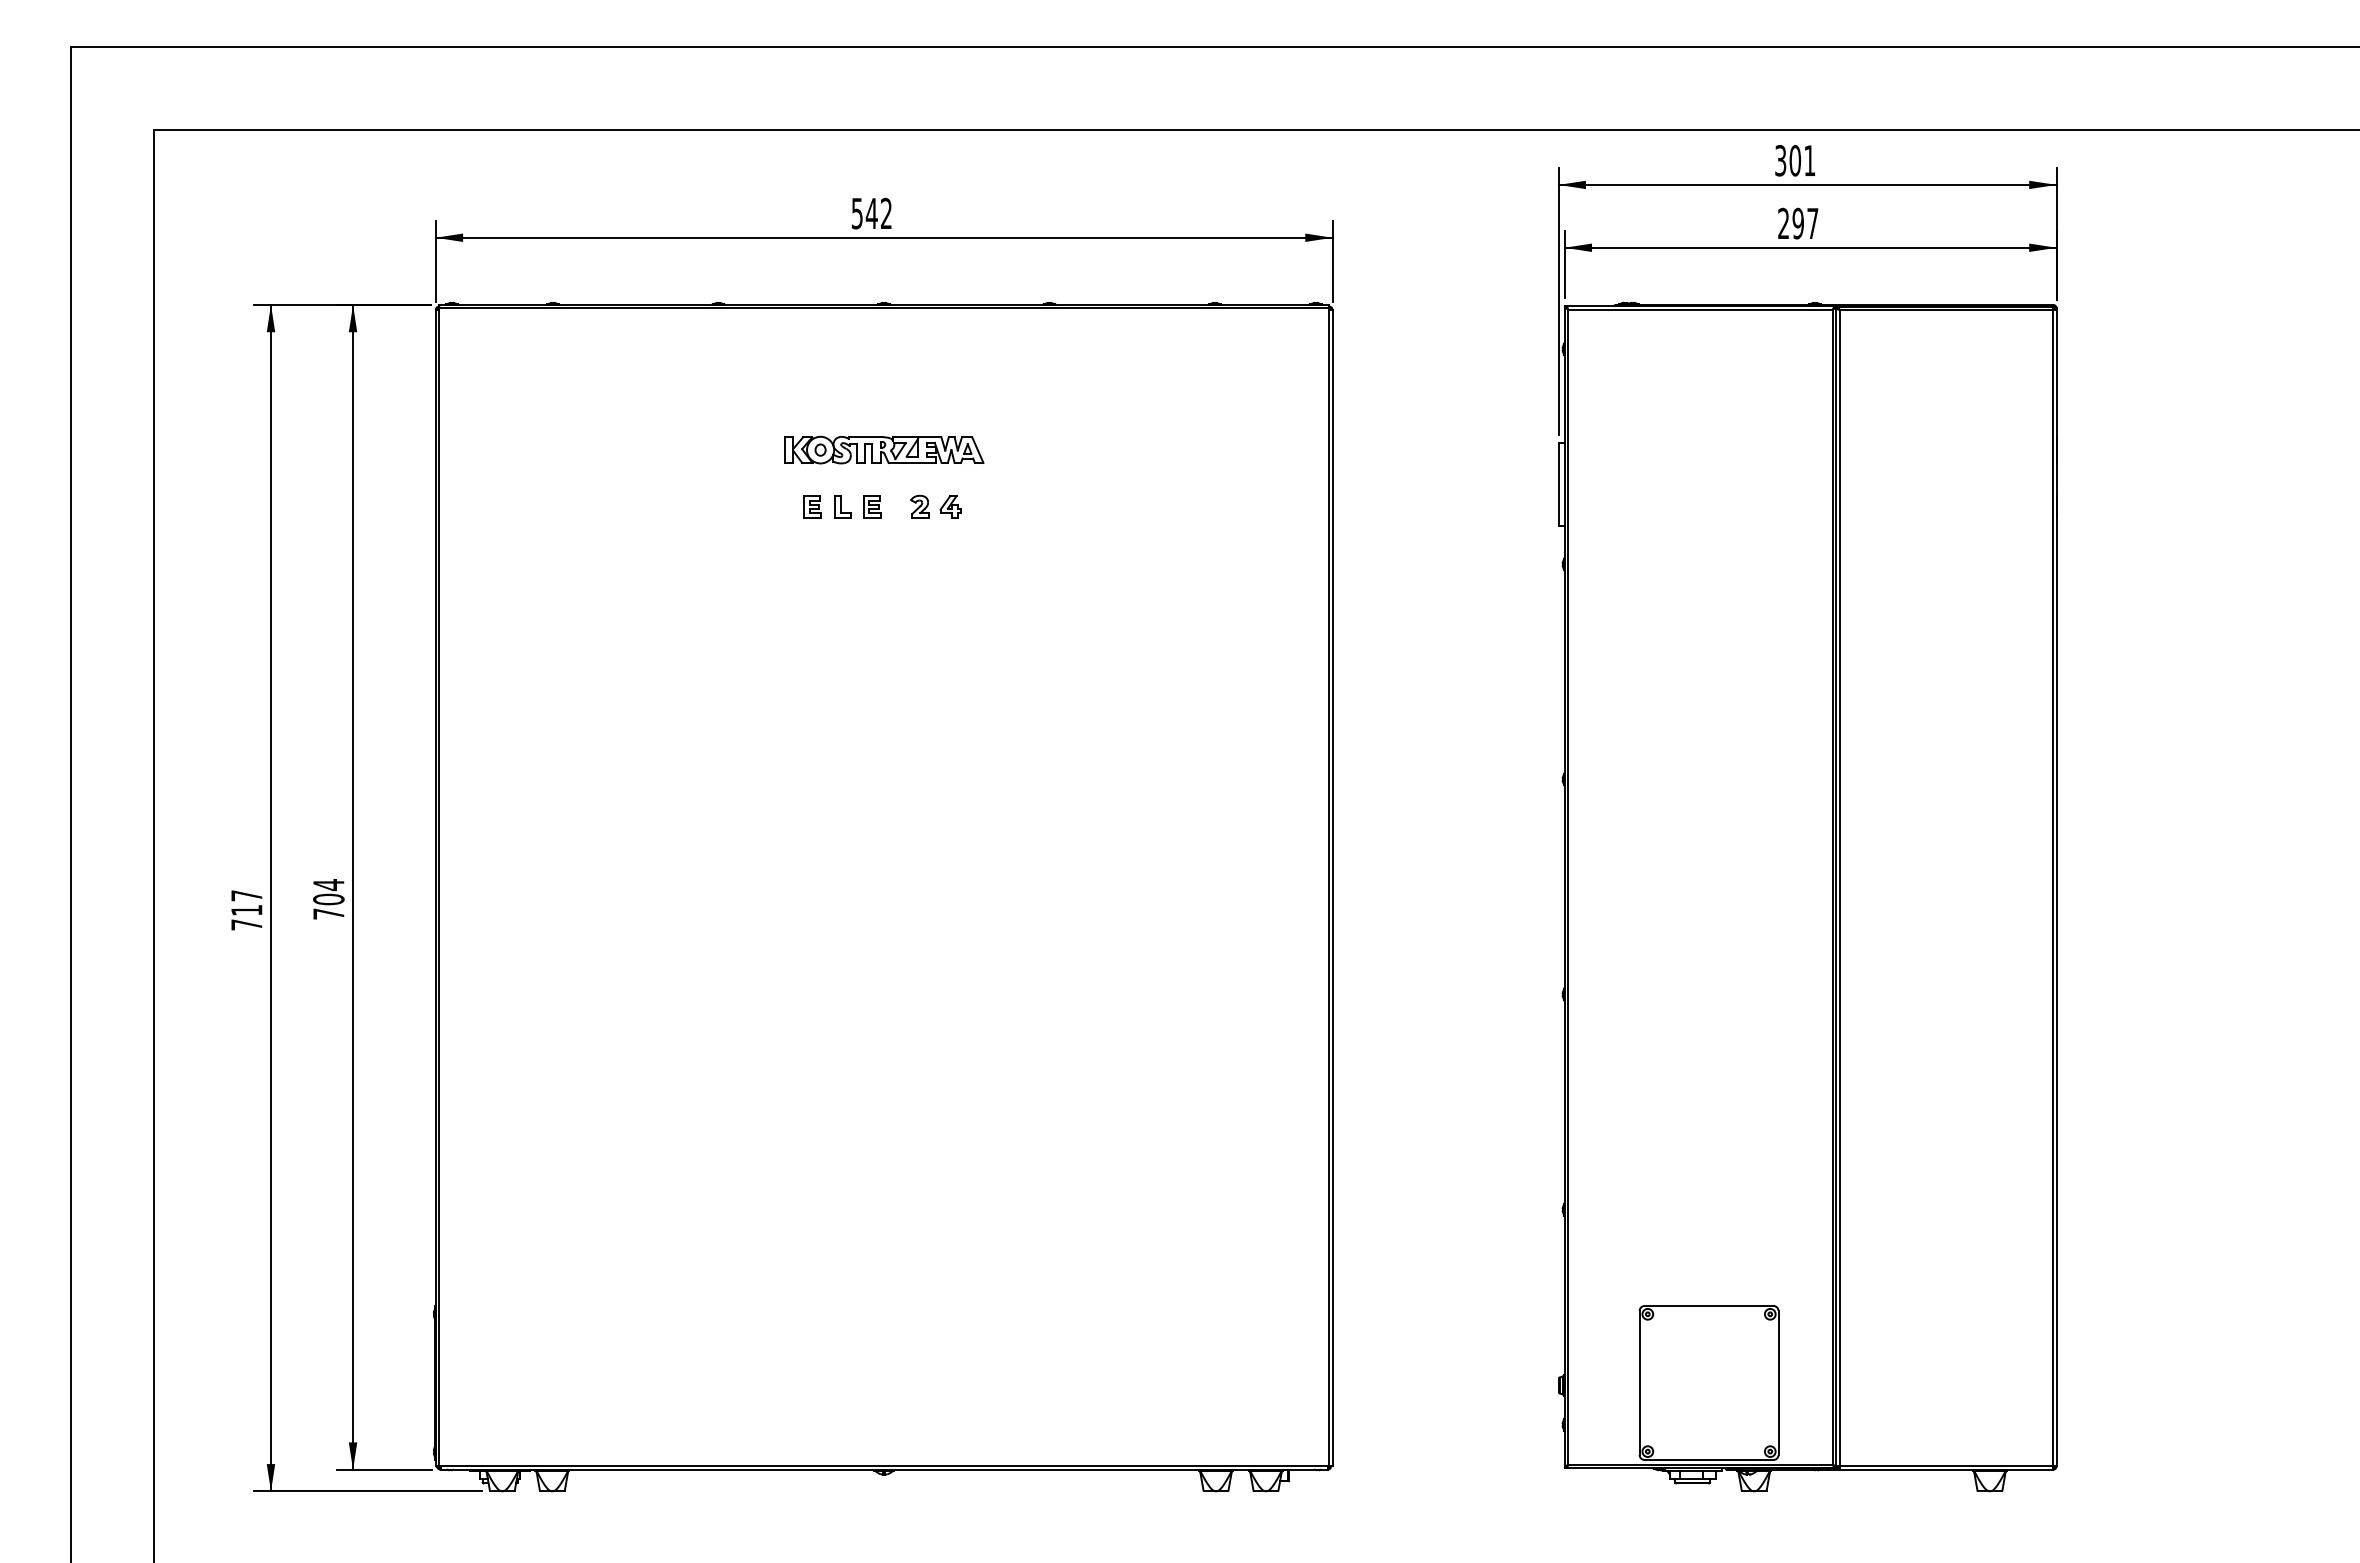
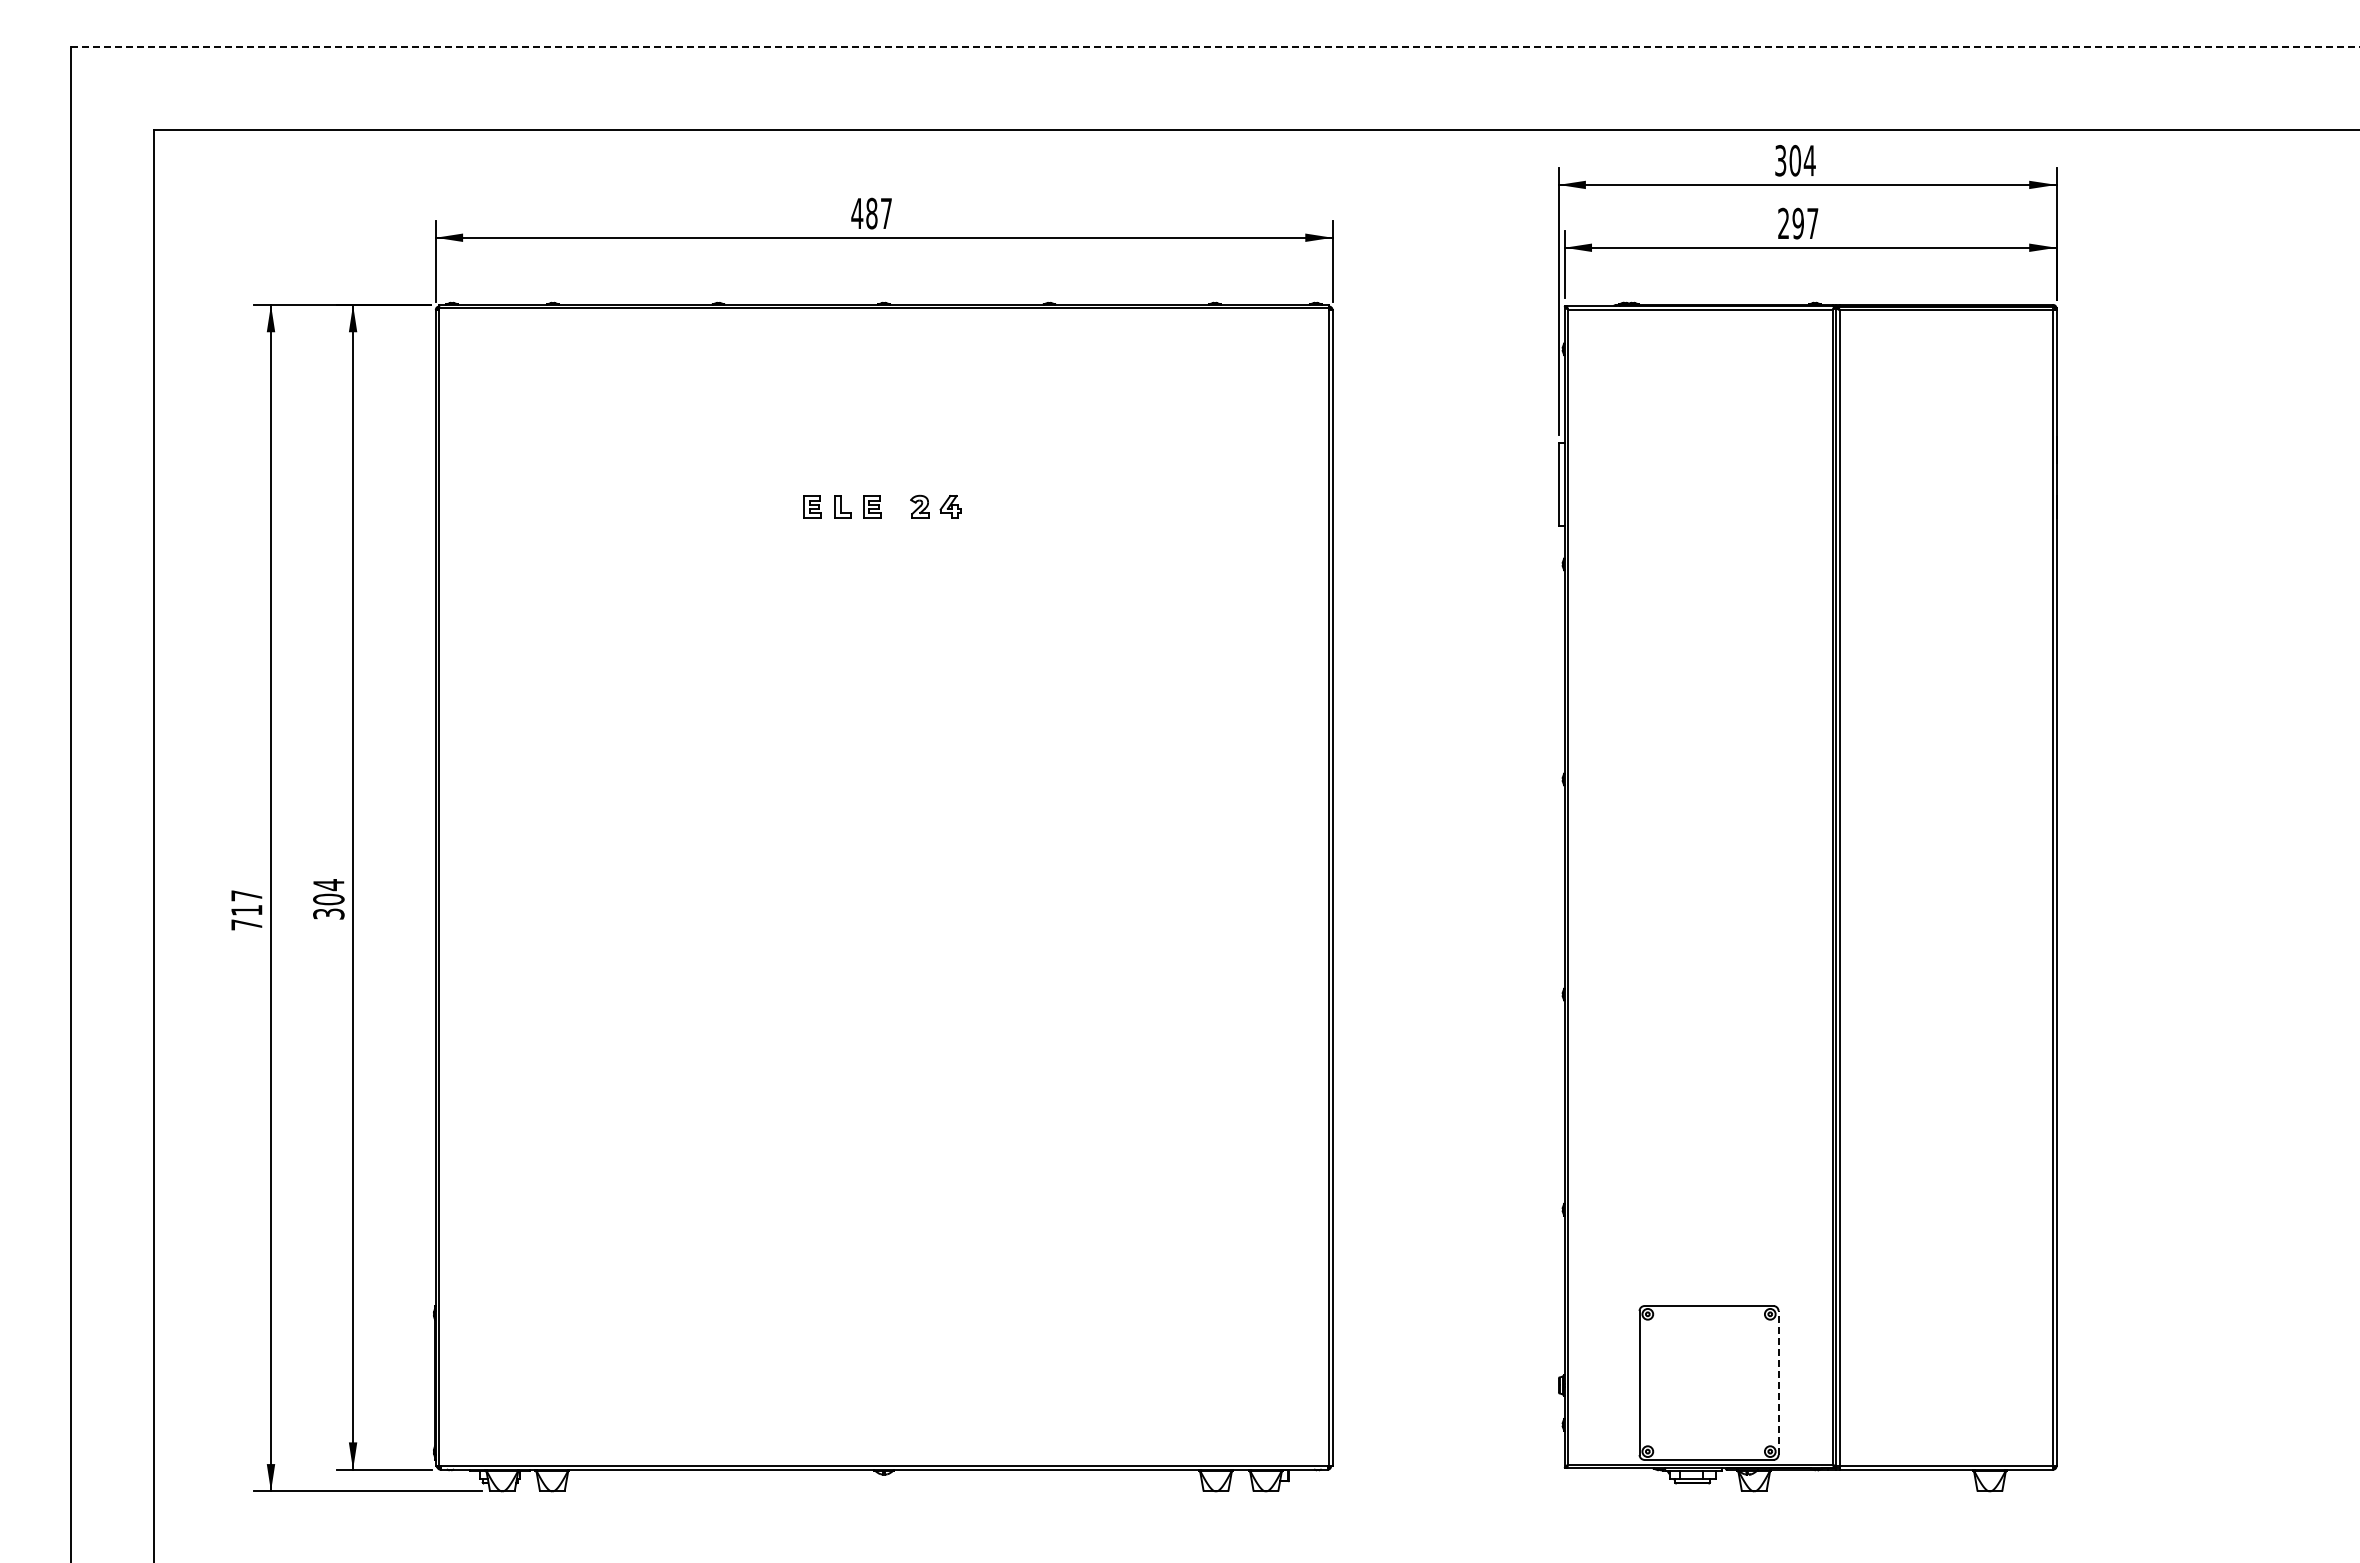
line: solid -> dashed (1215, 47)
text: 301 -> 304 (1809, 160)
text: 542 -> 487 (871, 213)
part: present -> none (884, 449)
text: 704 -> 304 (328, 913)
line: solid -> dashed (1778, 1382)
